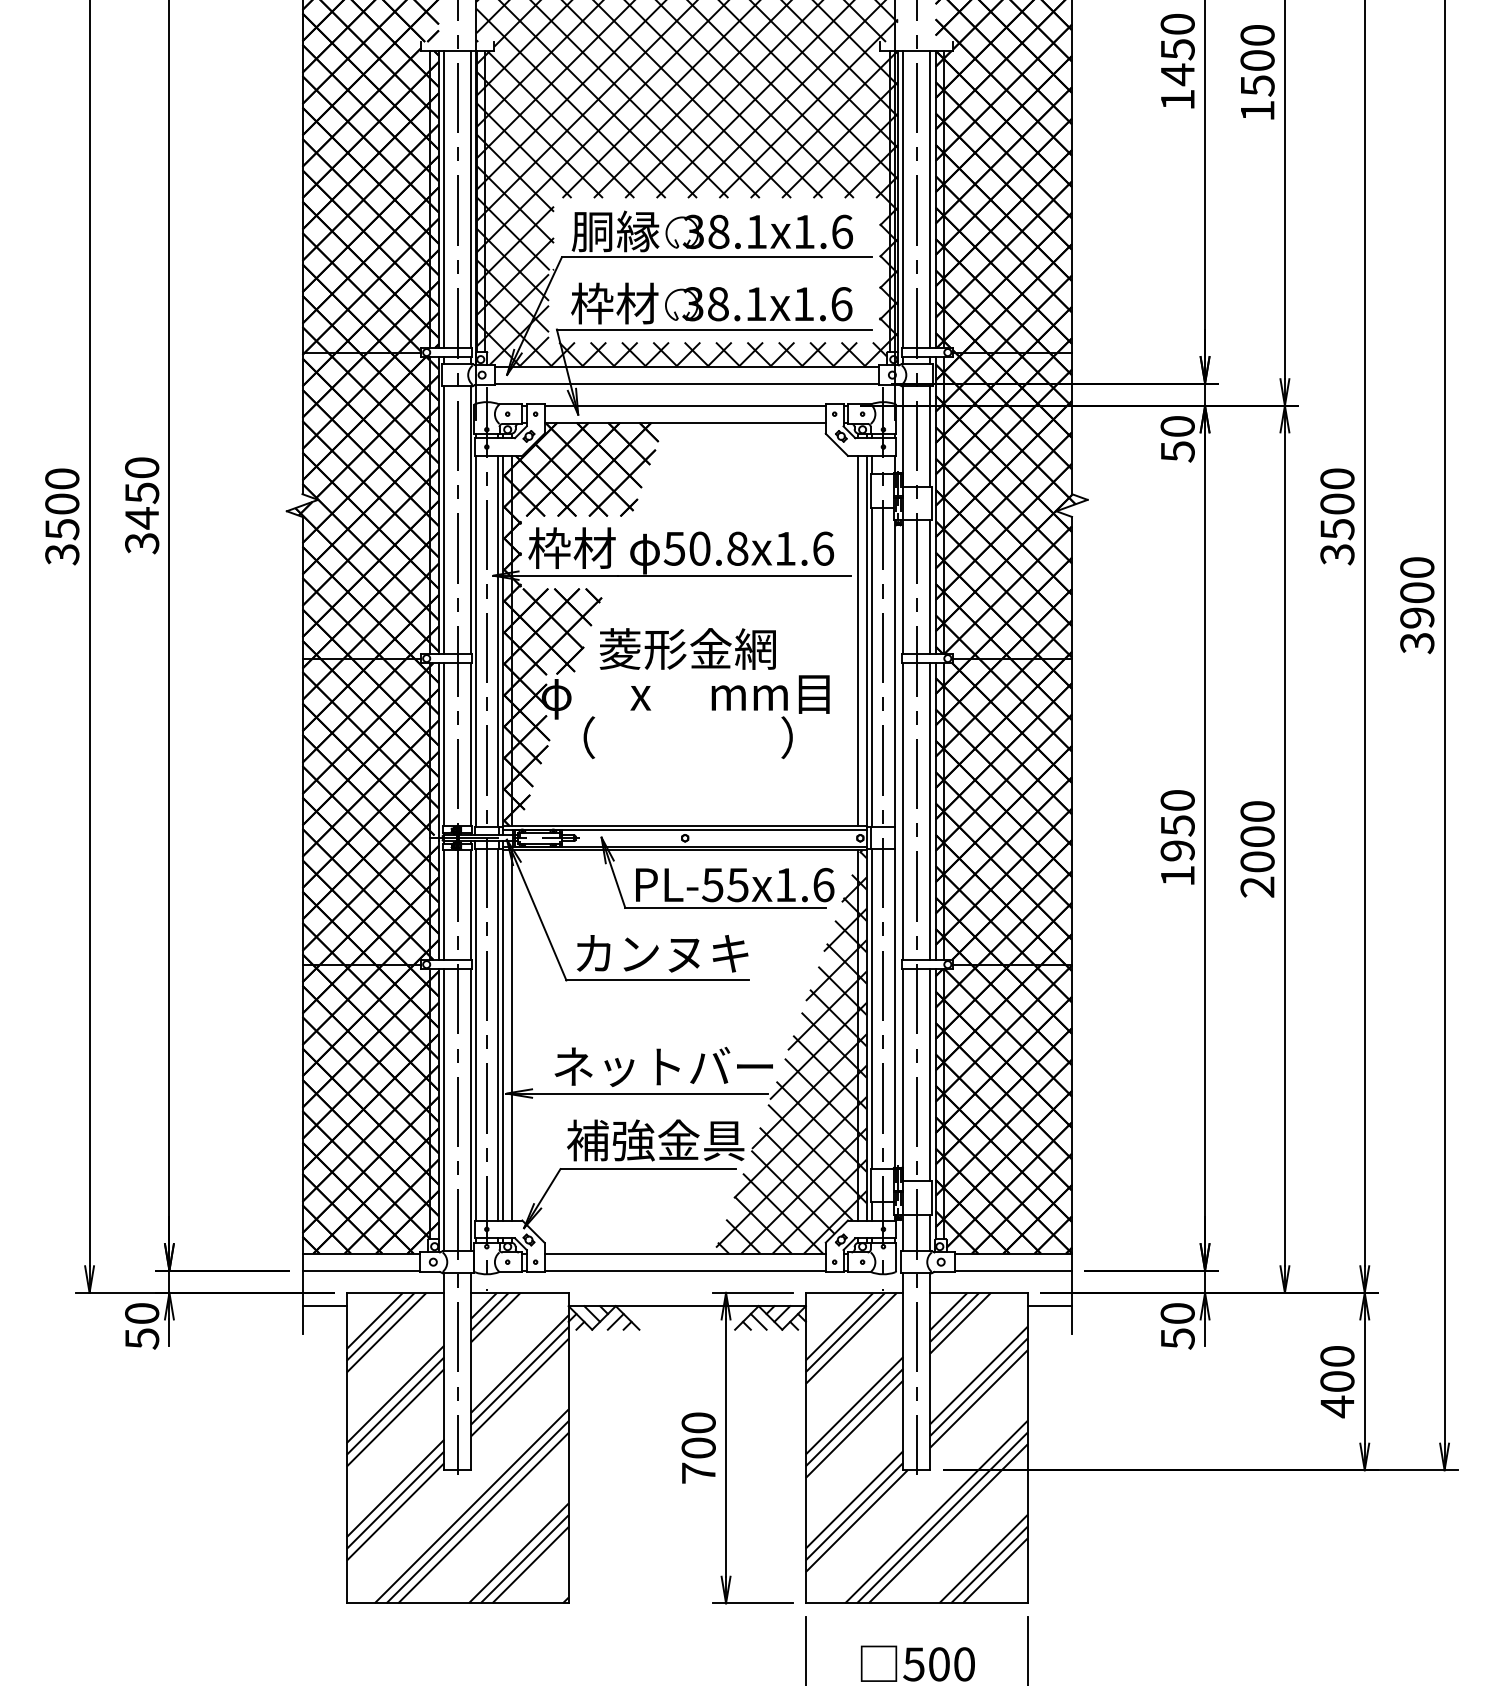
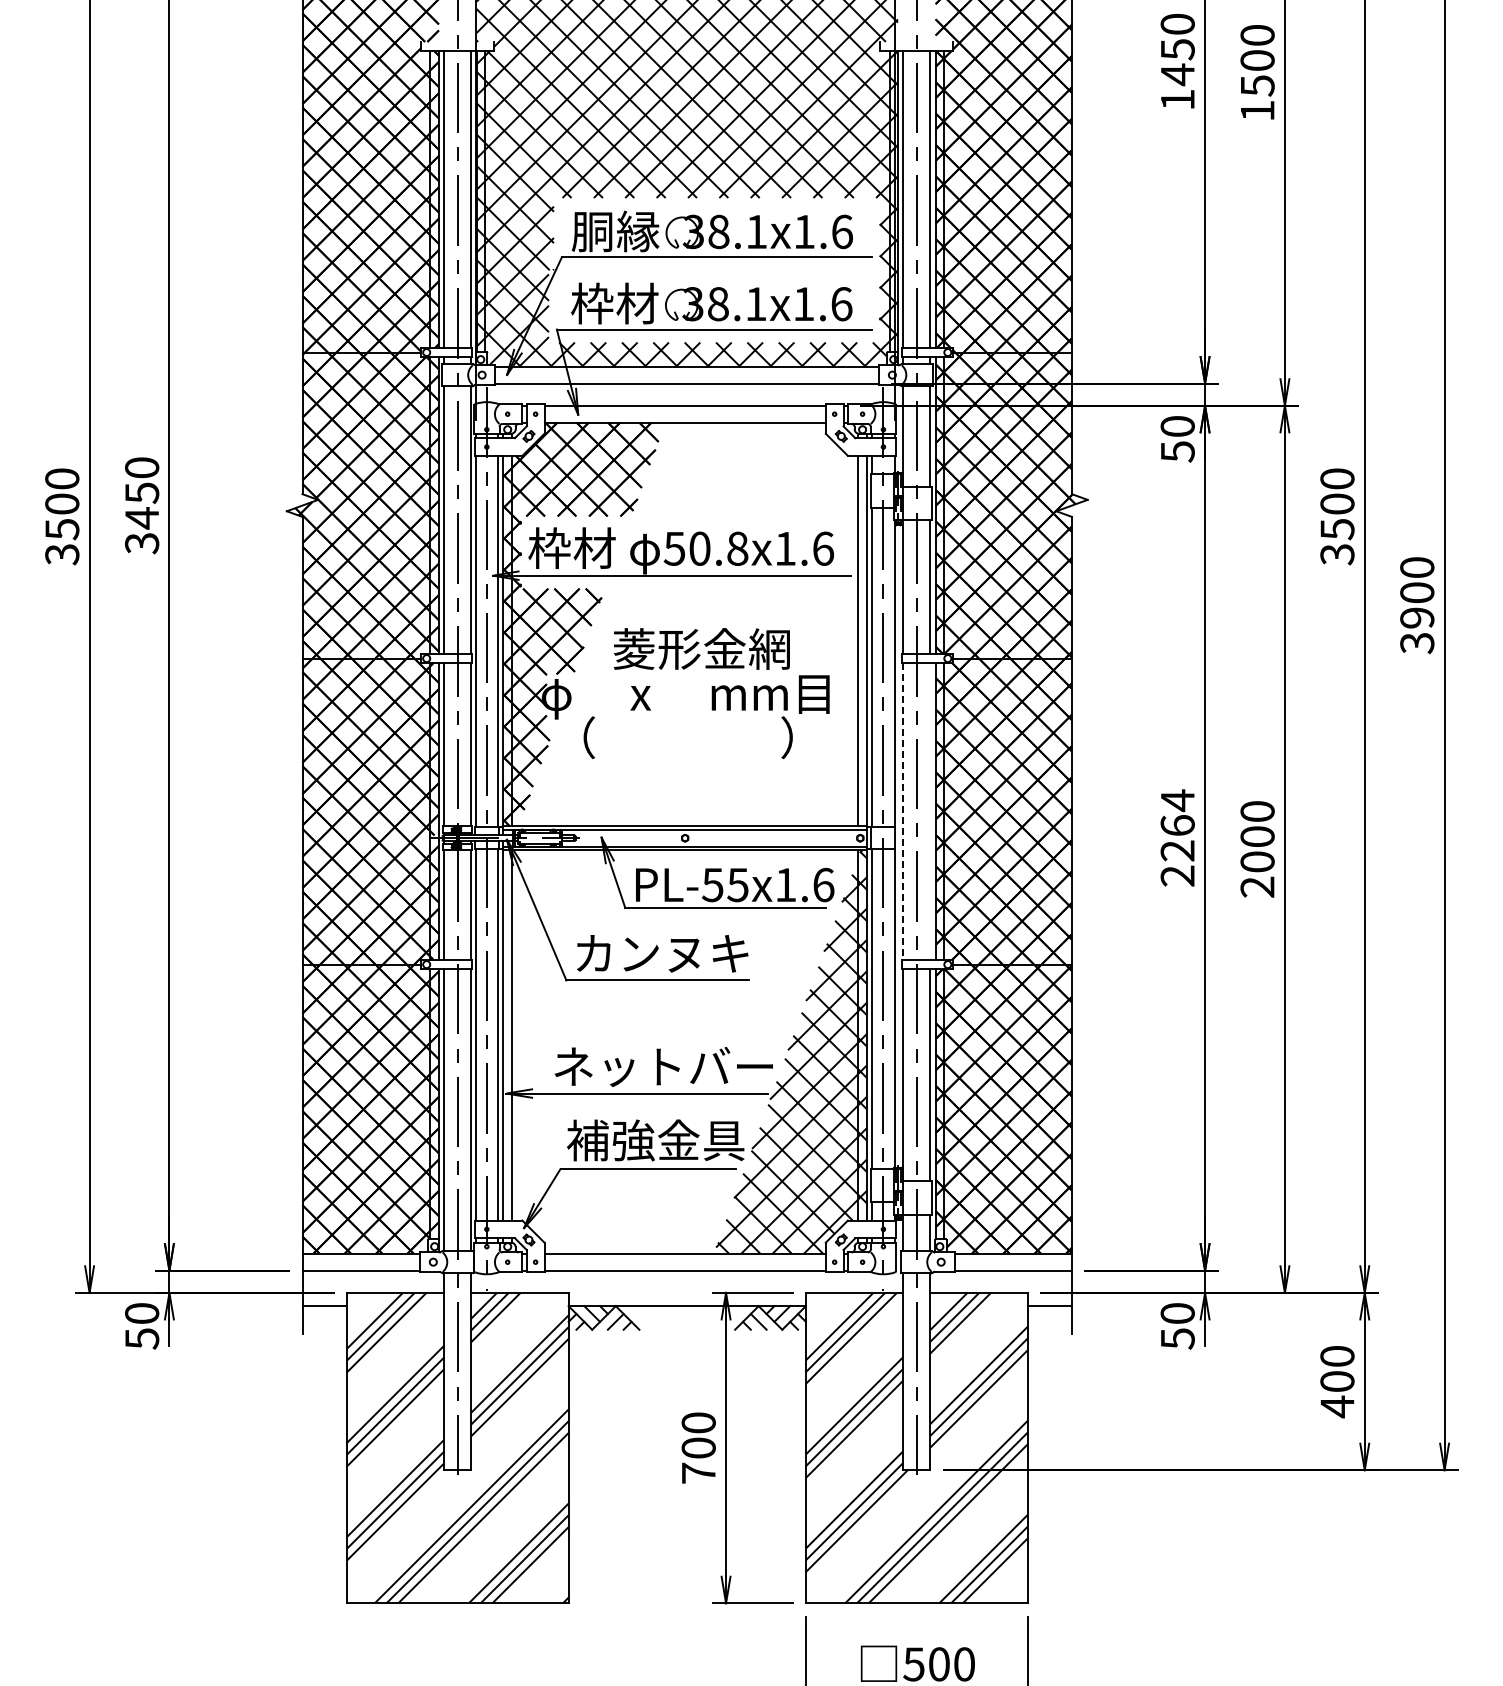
text position: (687, 648) -> (701, 648) (701, 648)
line: present -> none (930, 811)
line: solid -> dashed (903, 812)
text: 1950 -> 2264 (1177, 837)
